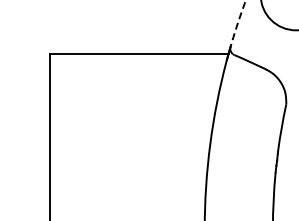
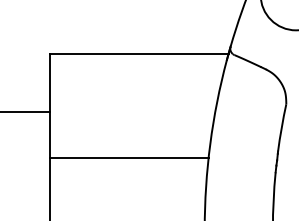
arc: dashed -> solid (237, 23)
line: none -> present (25, 112)
line: none -> present (128, 157)
